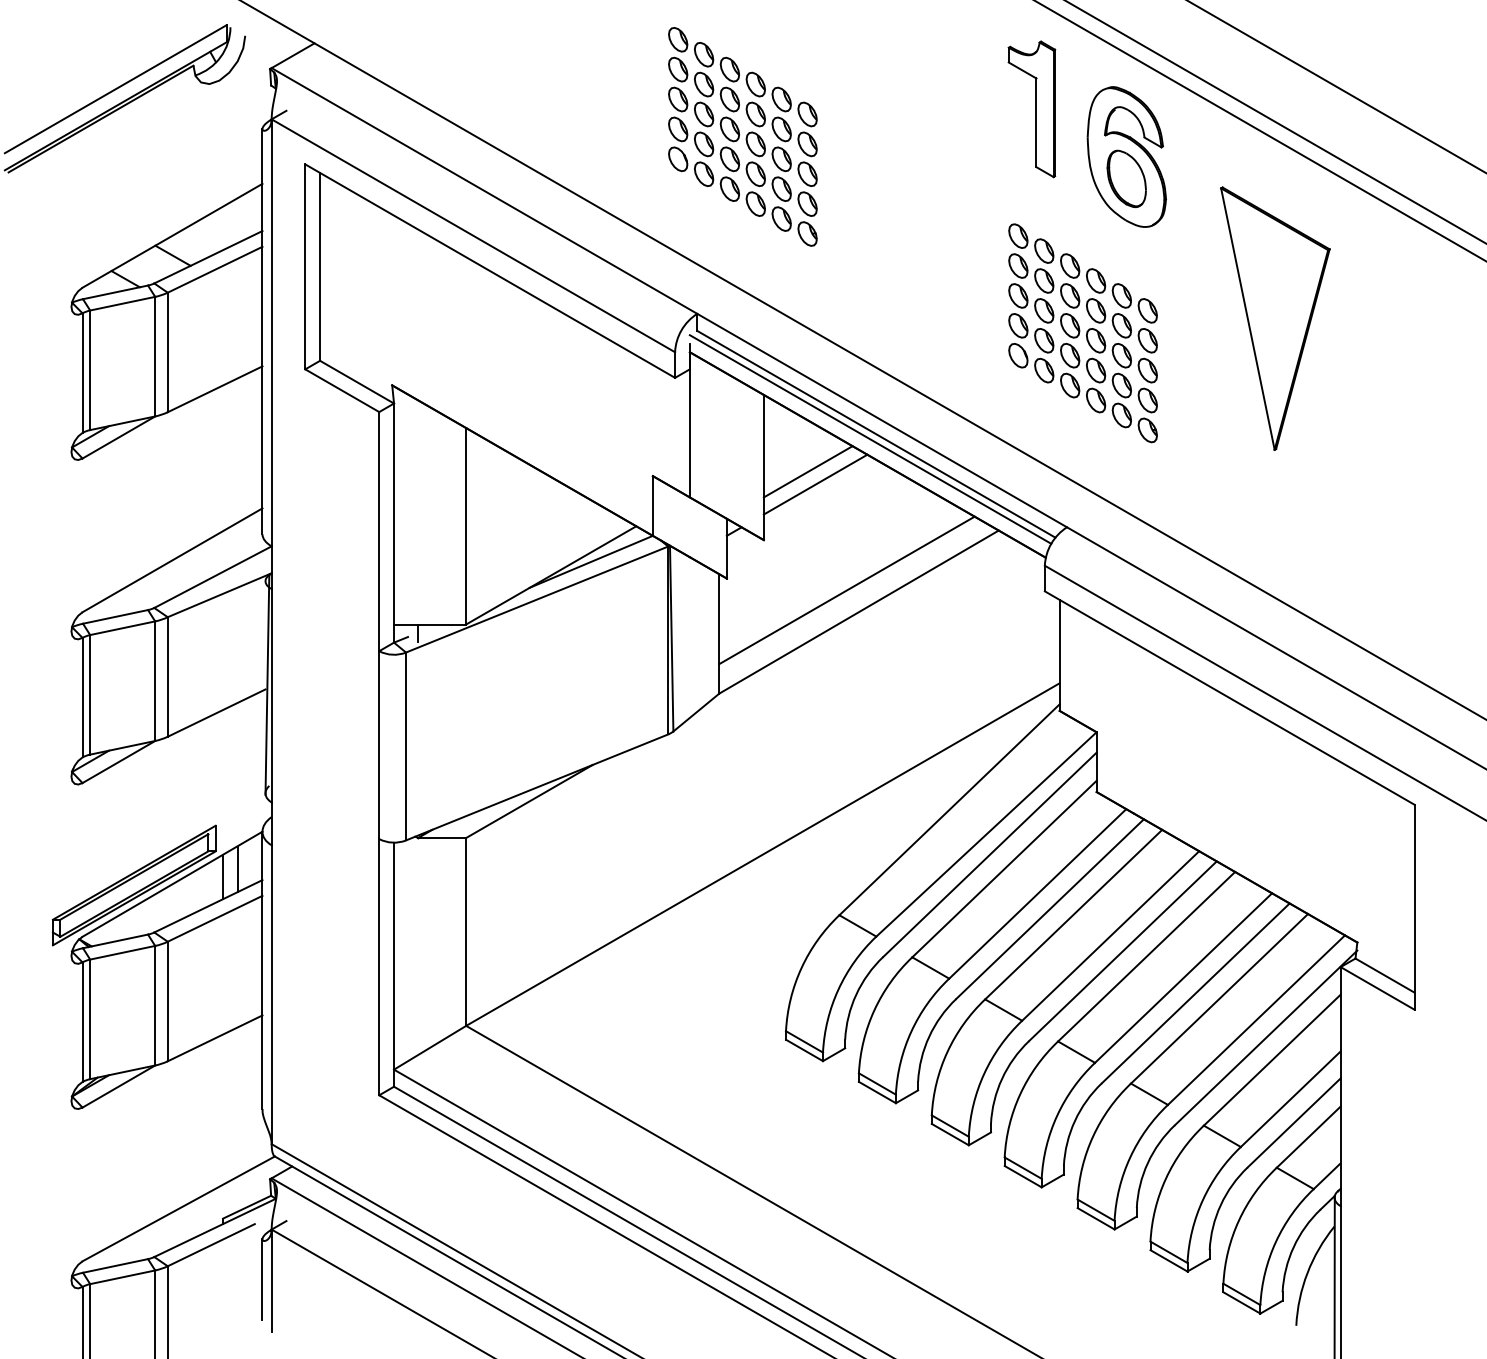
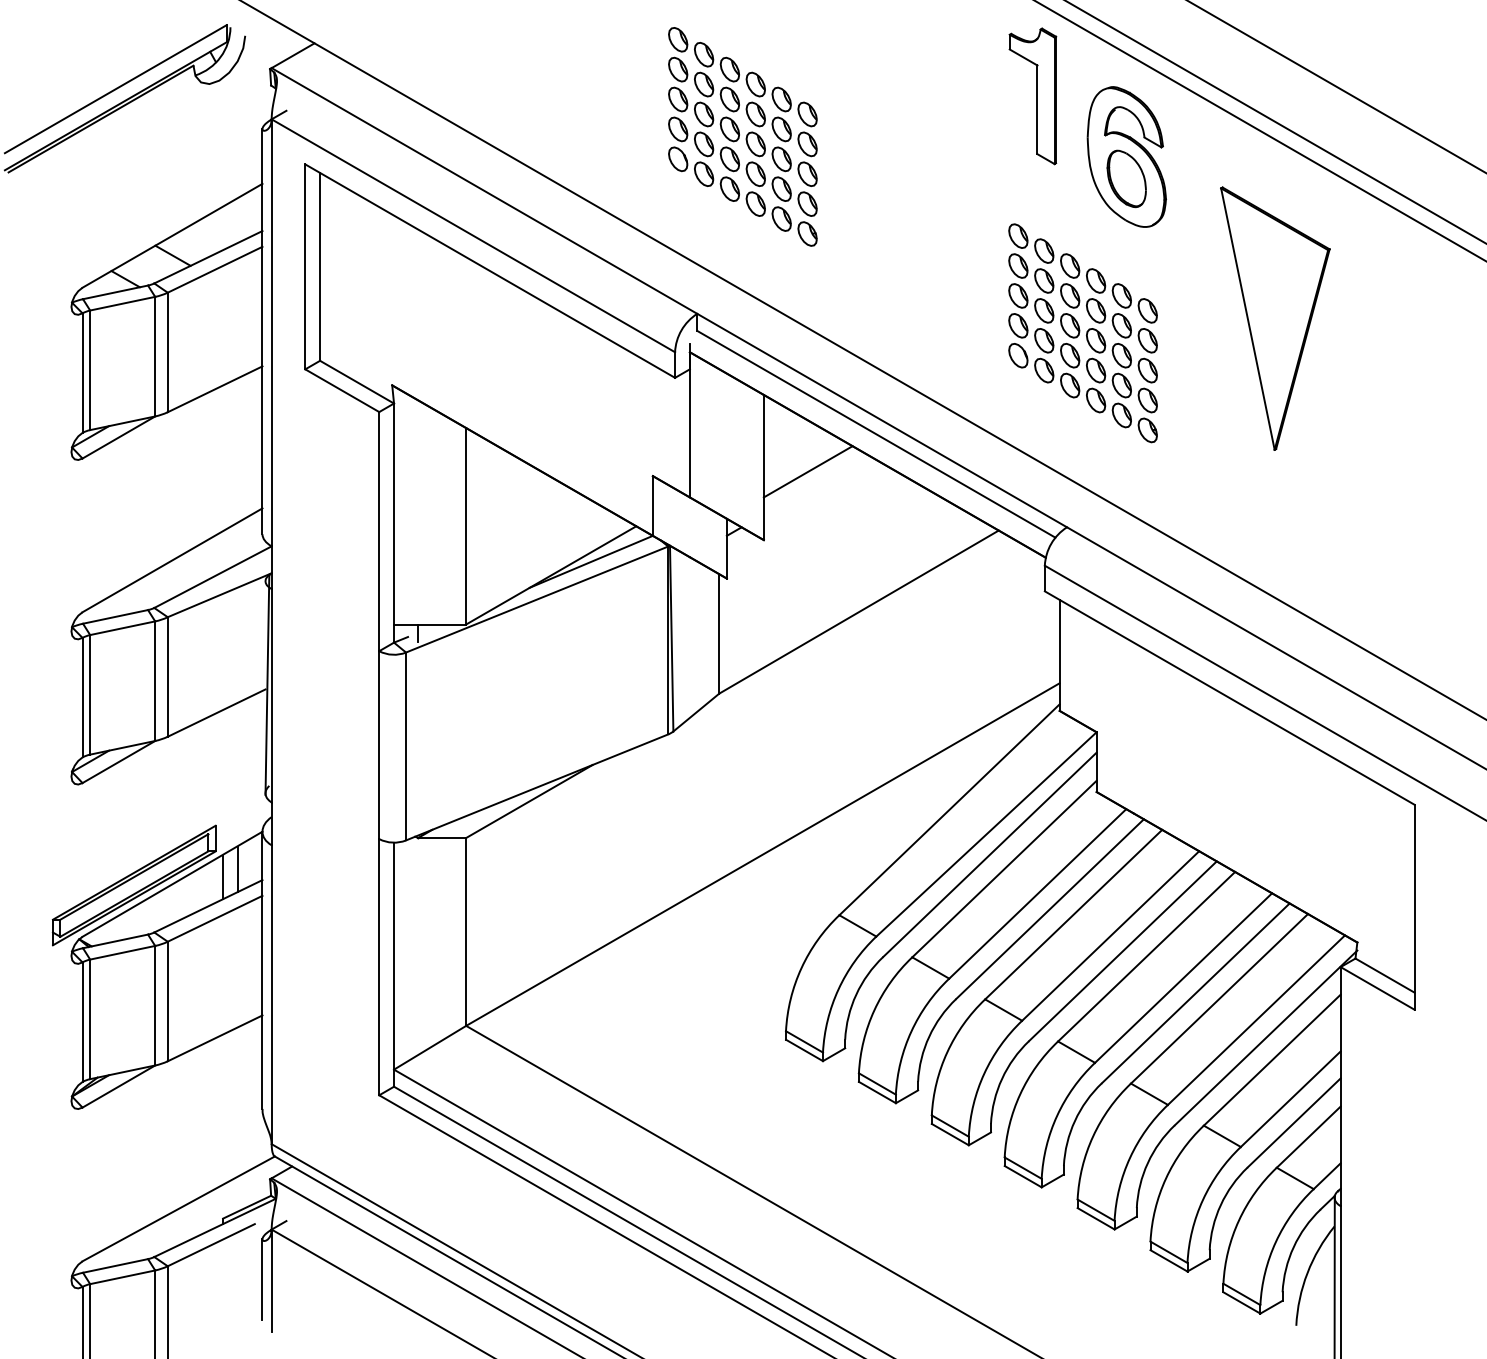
part position: (1031, 109) -> (1032, 96) (1032, 96)
line: present -> none (870, 439)
line: present -> none (815, 484)
line: present -> none (846, 590)
